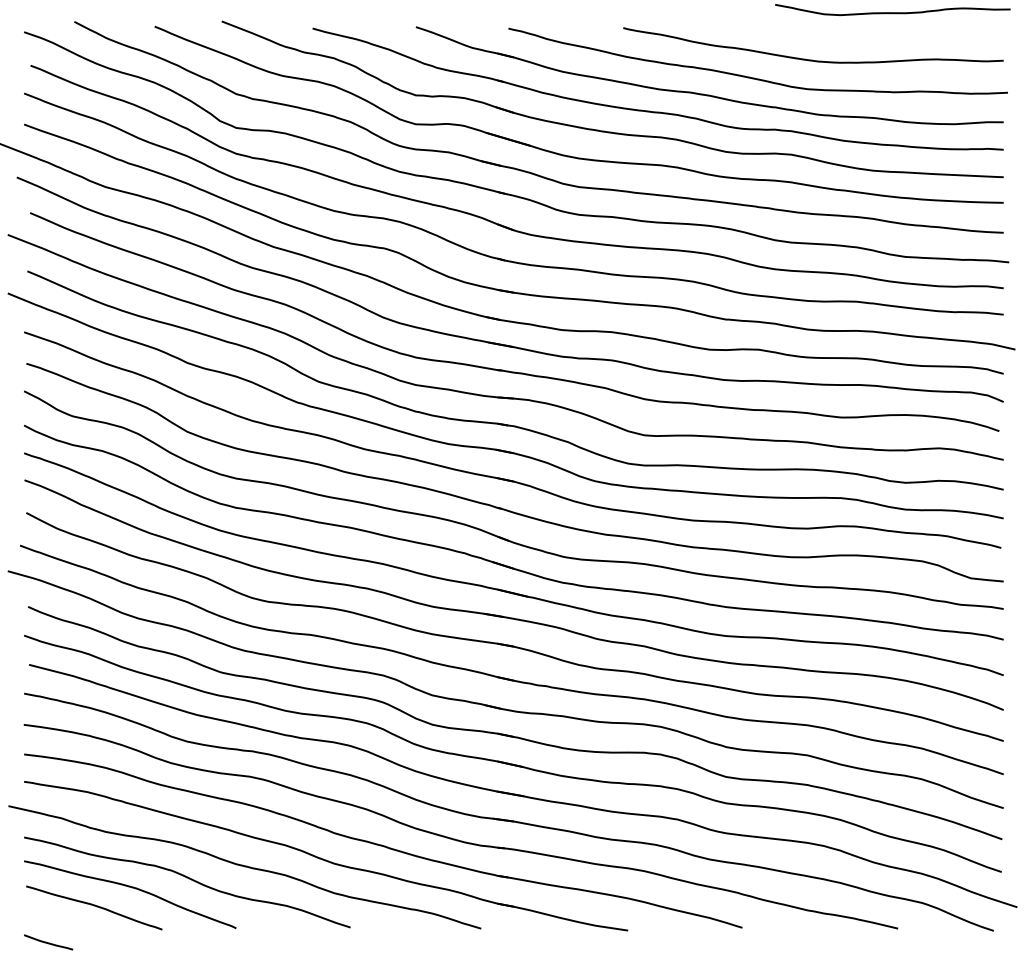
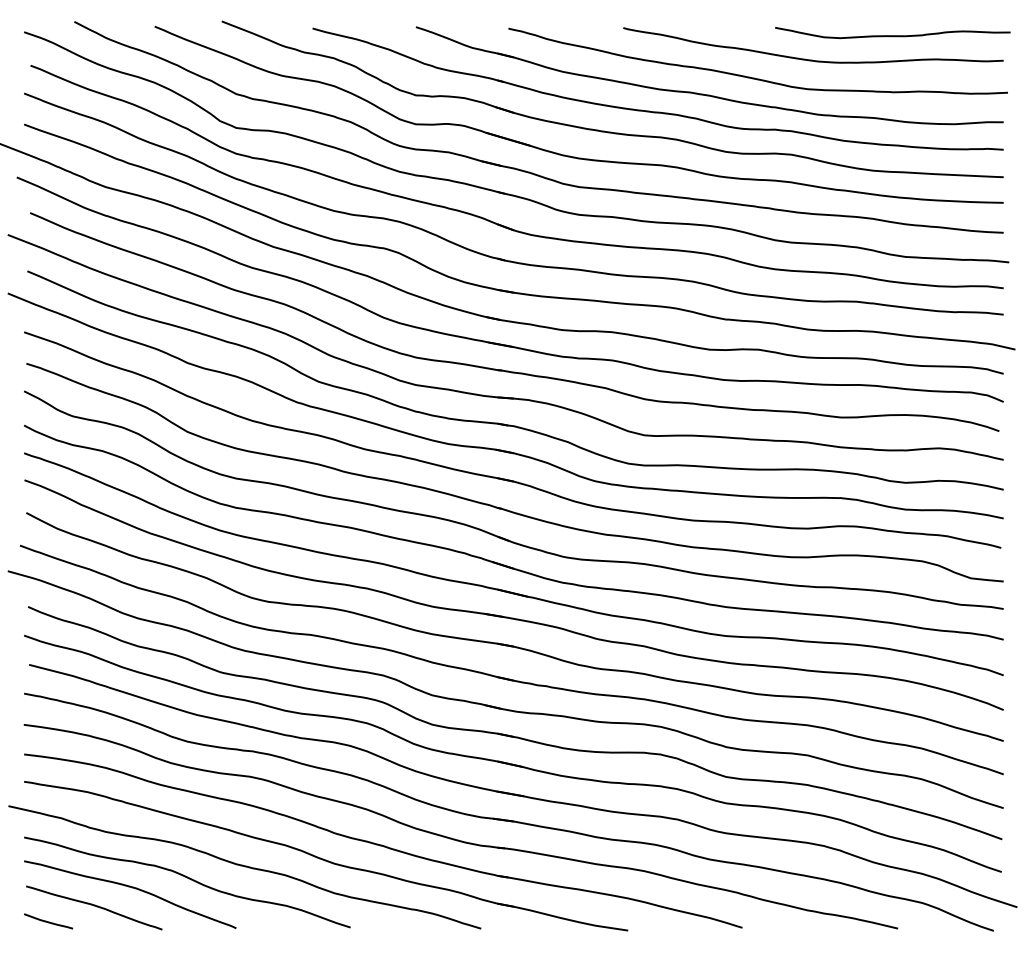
curve position: (892, 12) -> (892, 35) (892, 35)
line position: (48, 942) -> (48, 921) (48, 921)
